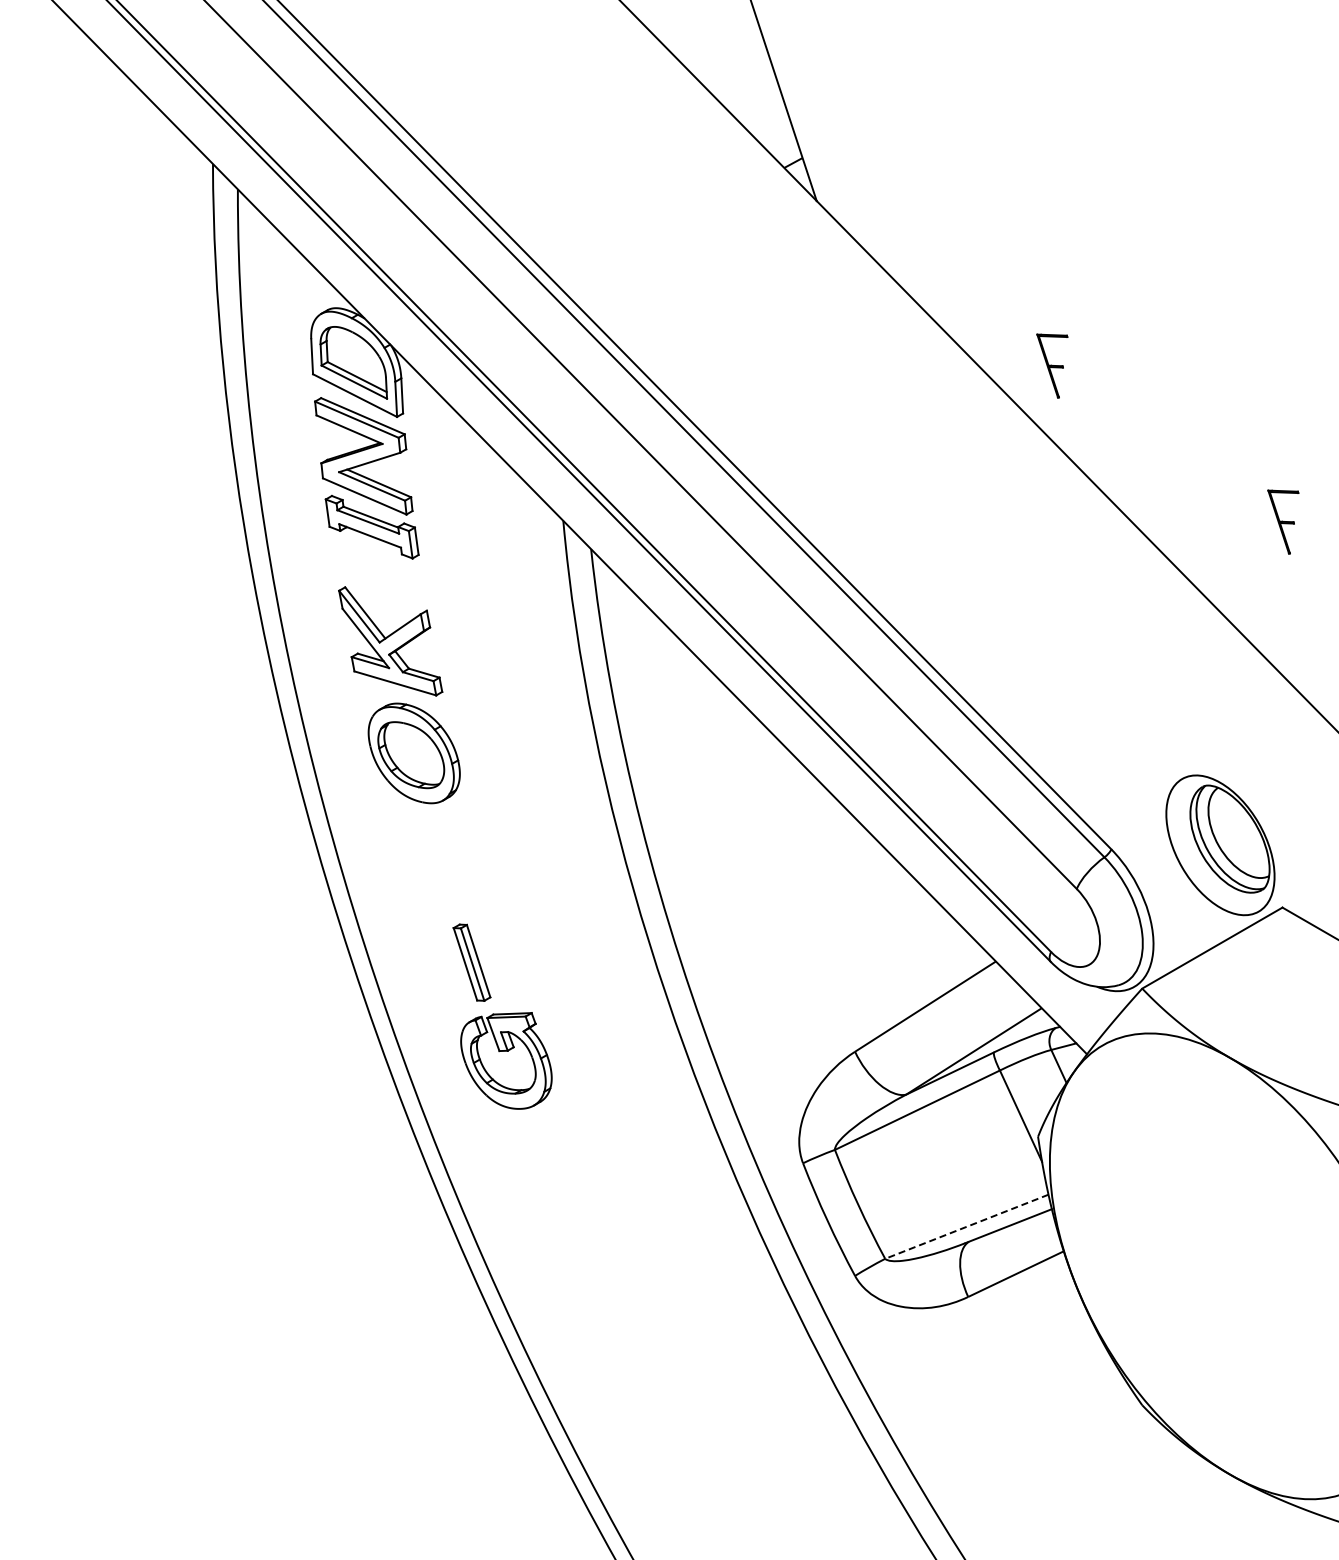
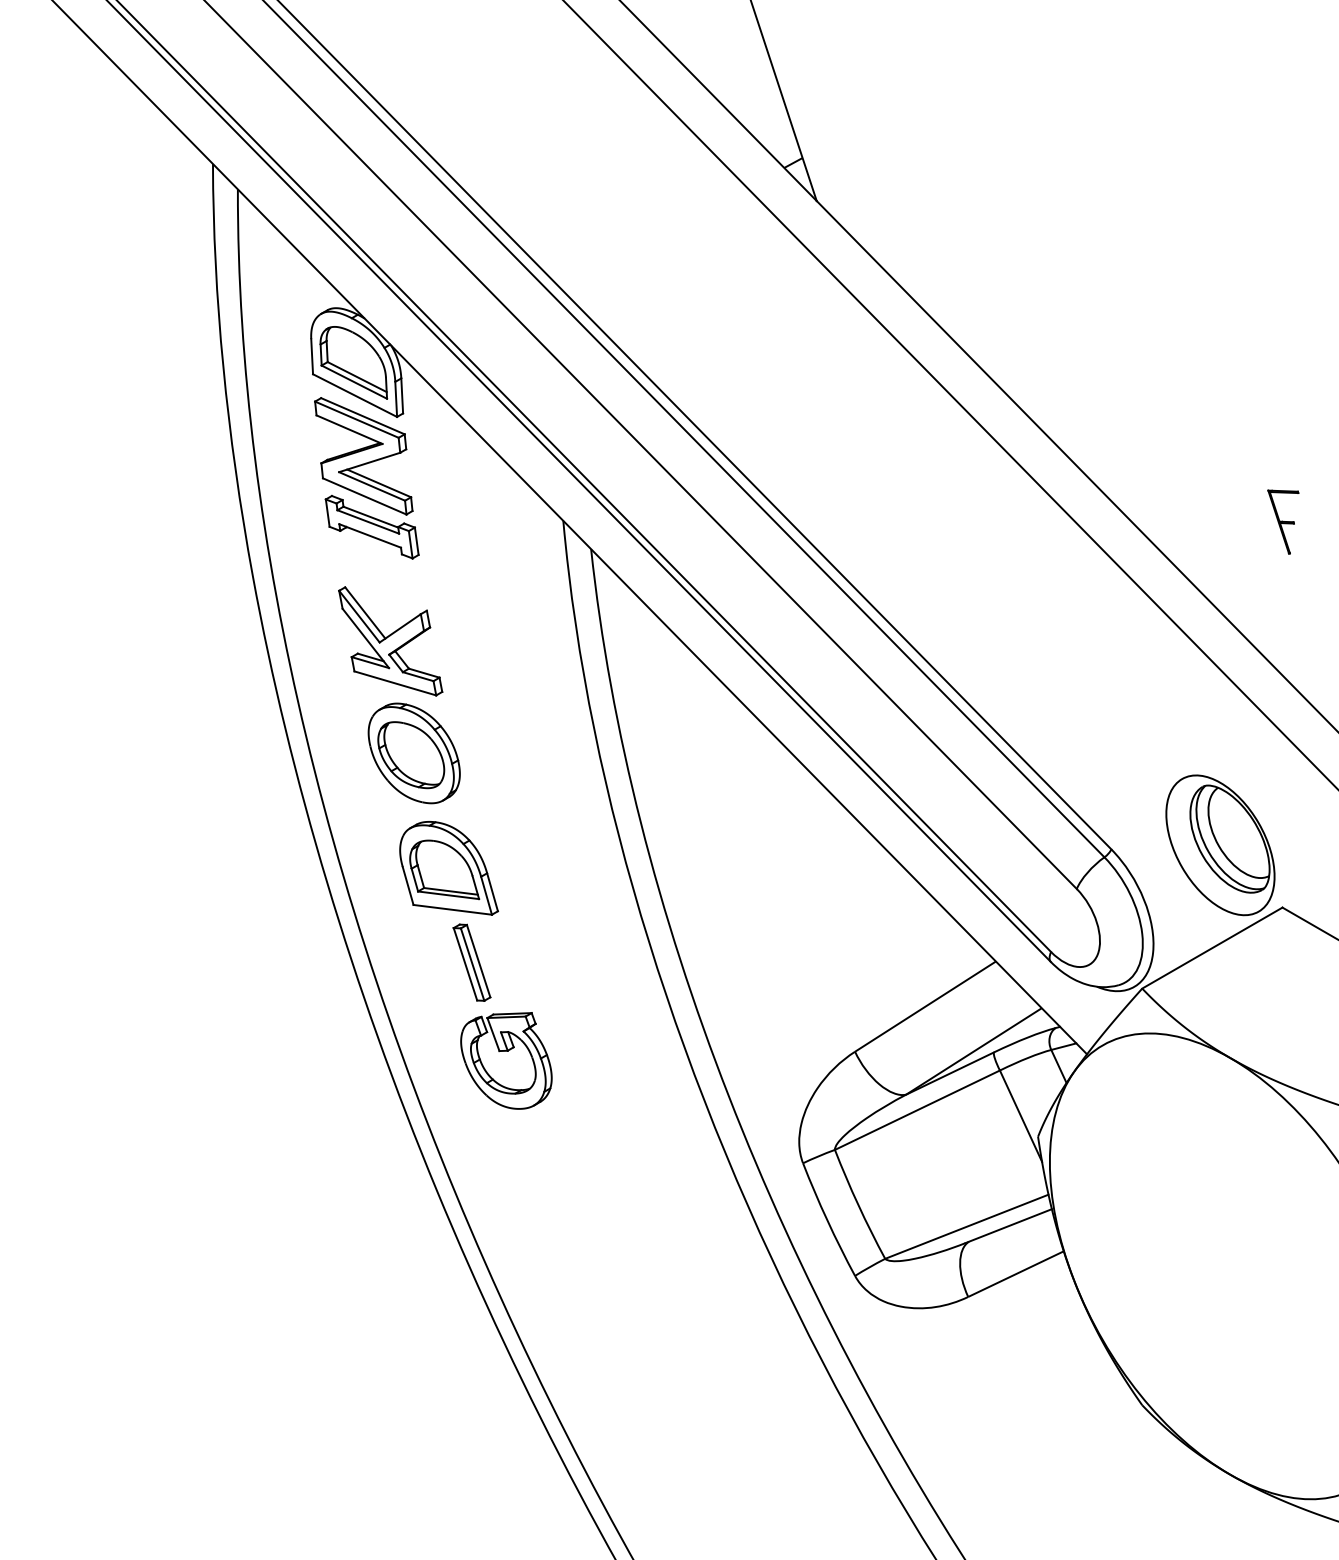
part: present -> none (1052, 365)
line: none -> present (950, 394)
part: none -> present (448, 868)
line: dashed -> solid (966, 1226)
